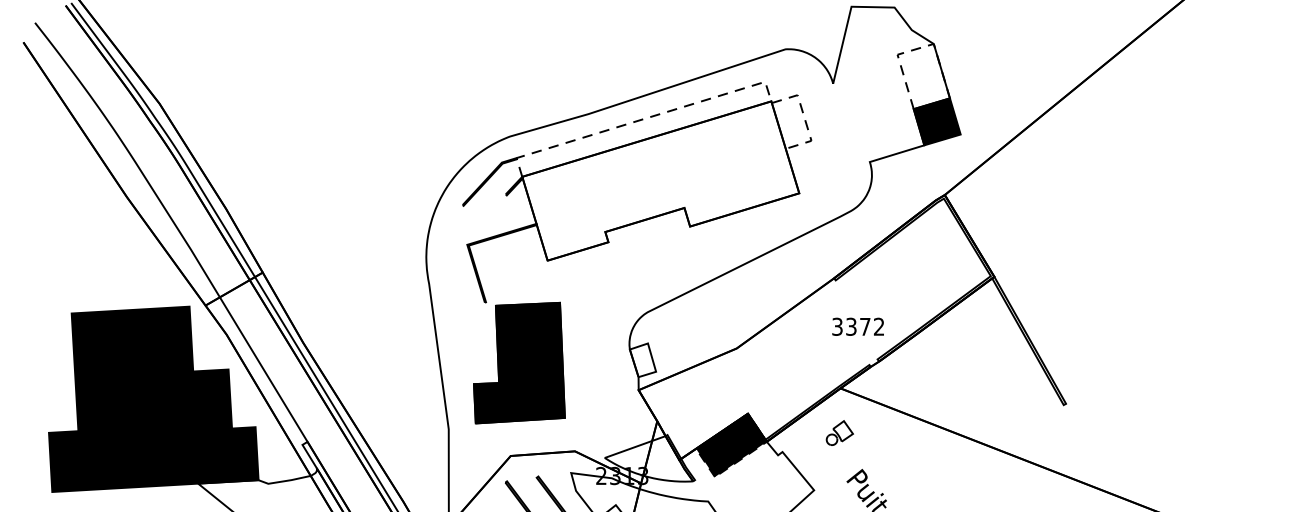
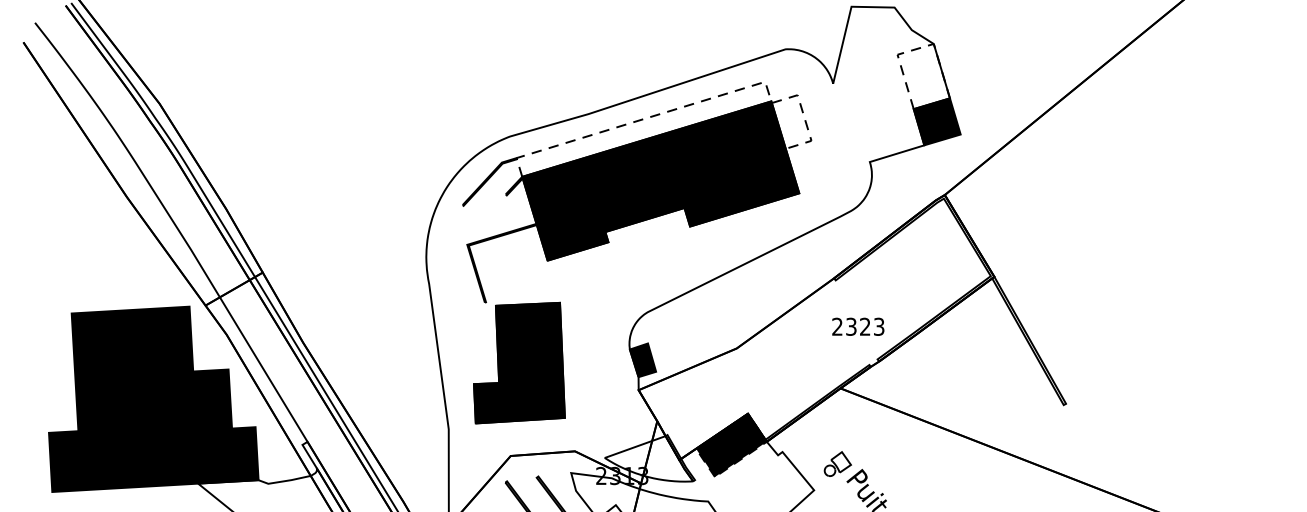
fill: none -> present (660, 180)
text: 3372 -> 2323 (858, 326)
fill: none -> present (642, 360)
part position: (839, 432) -> (837, 463) (837, 463)
